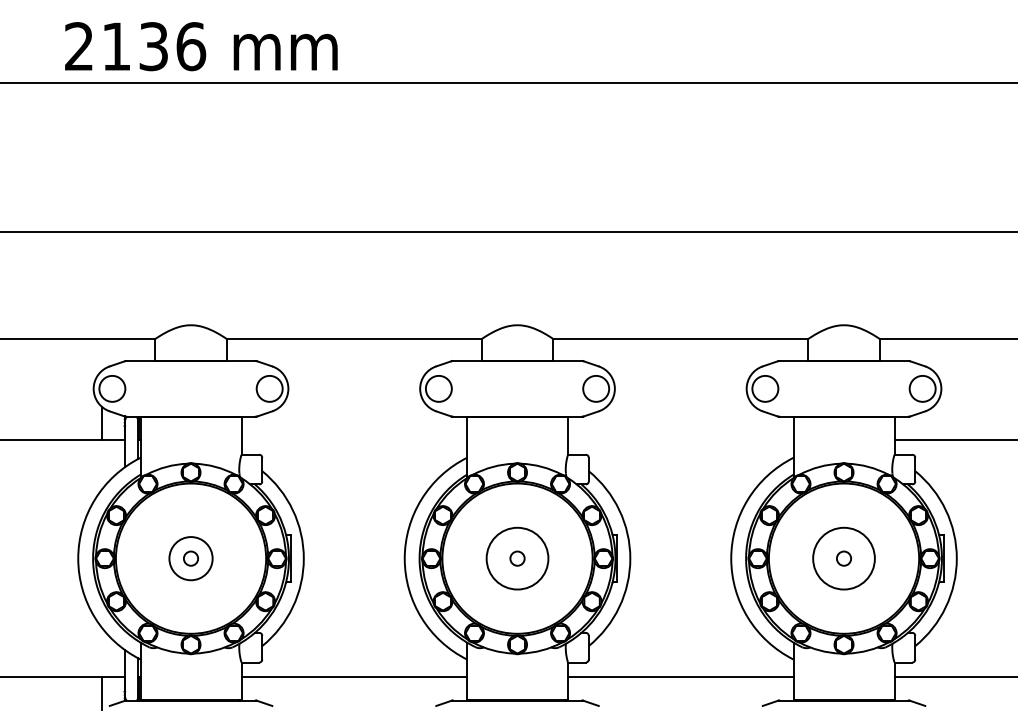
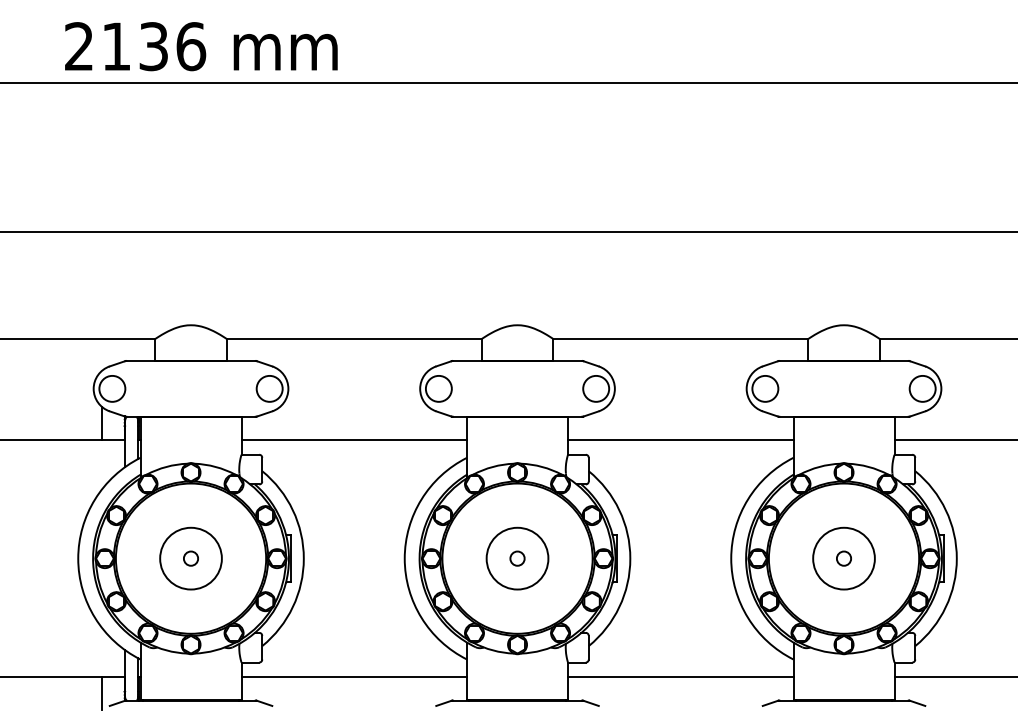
line: none -> present (354, 439)
line: none -> present (680, 439)
circle diameter: 43 px -> 62 px (190, 558)
